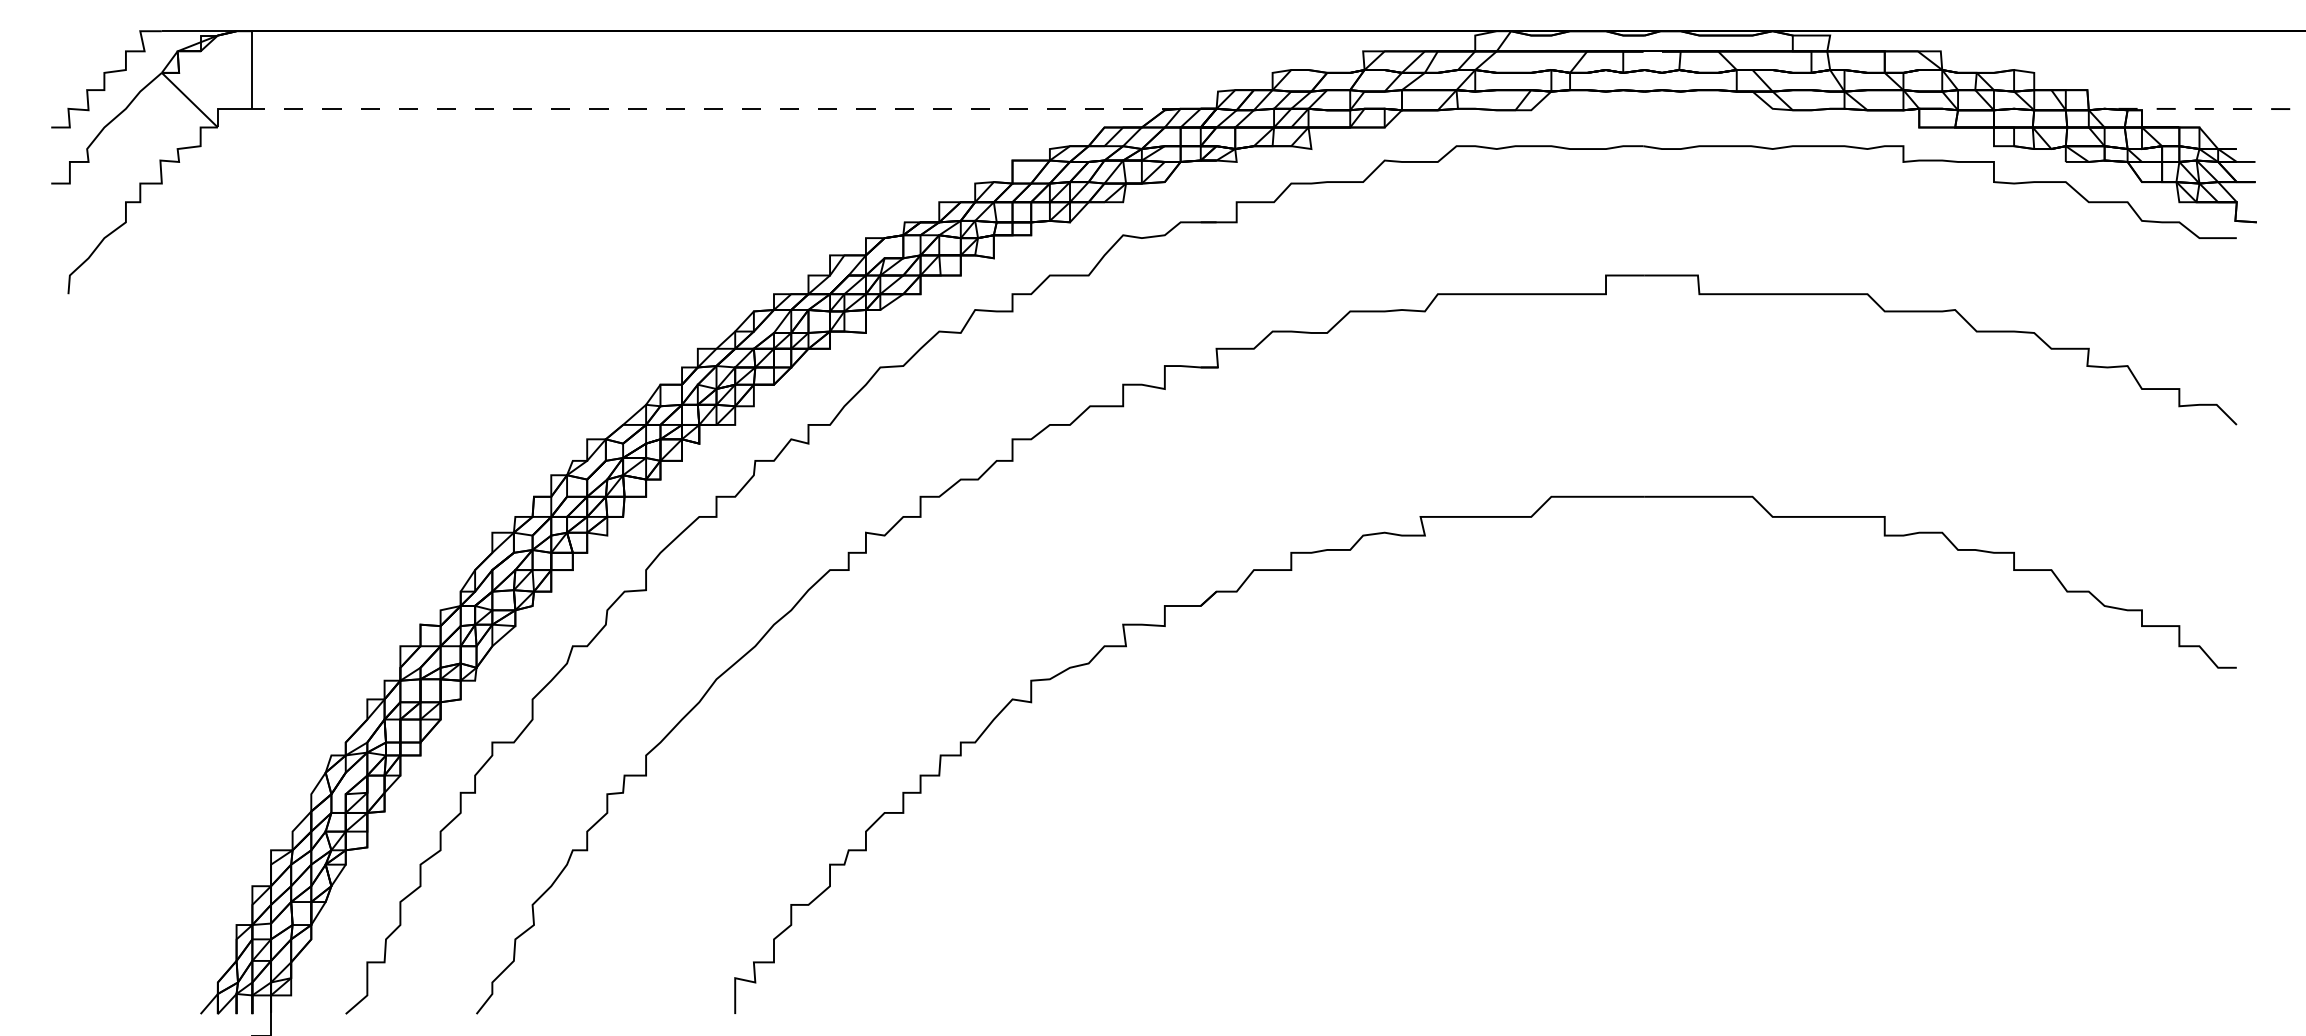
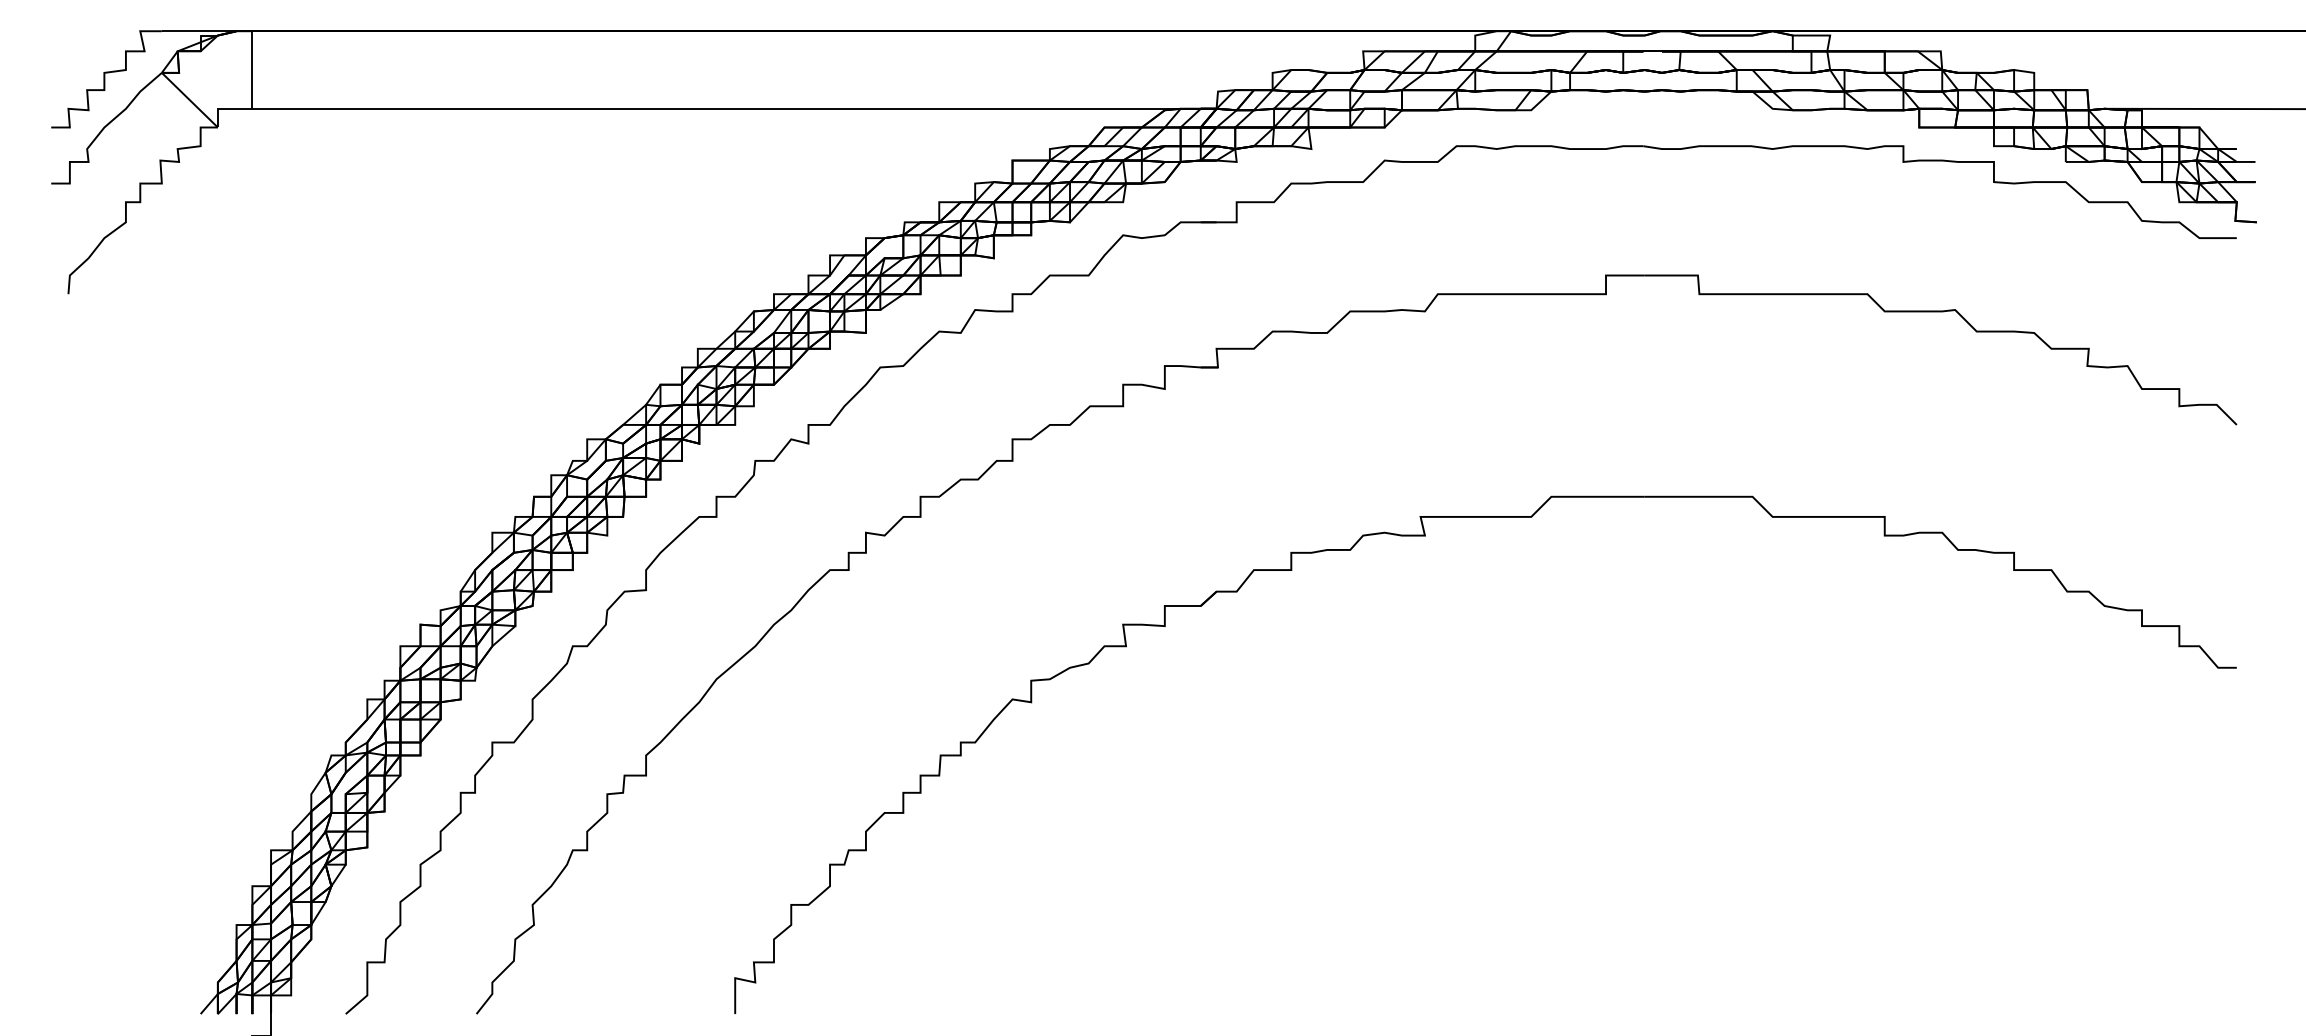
line: dashed -> solid (716, 108)
line: dashed -> solid (2204, 108)
